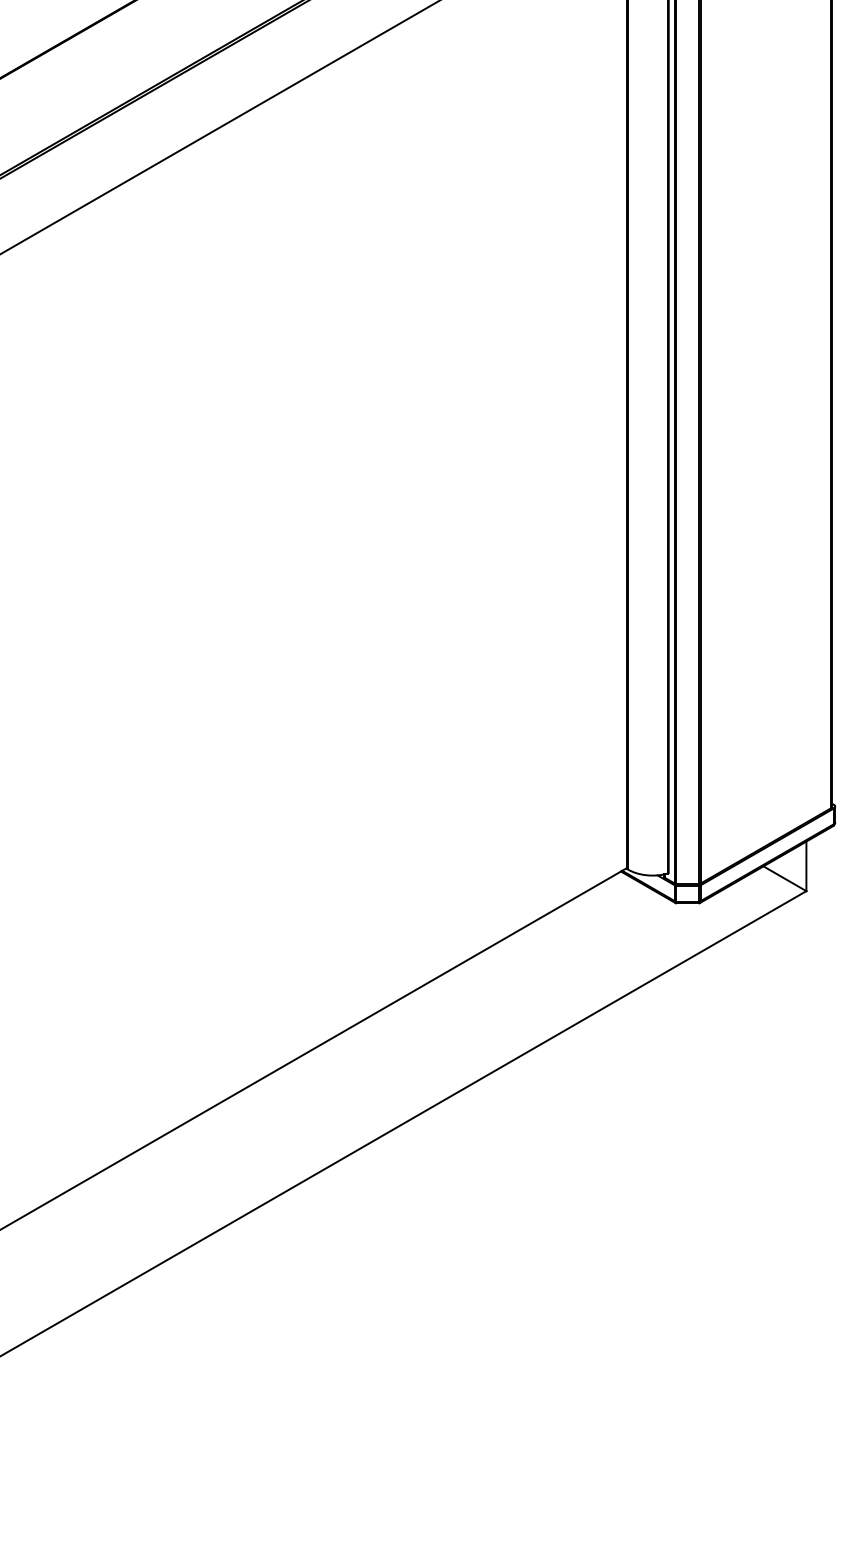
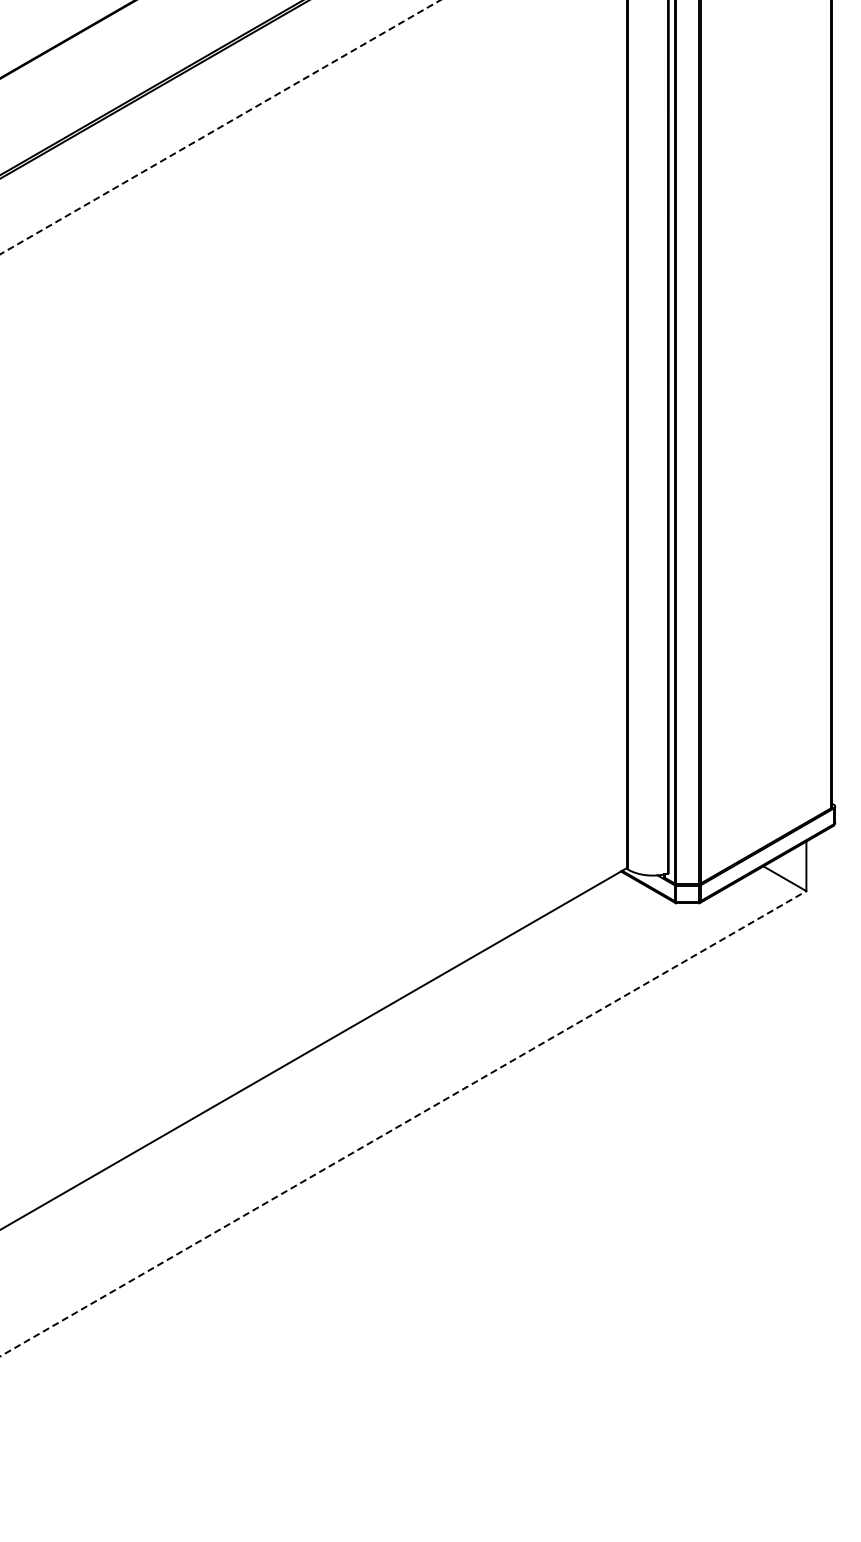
line: solid -> dashed (220, 127)
line: solid -> dashed (403, 1123)
